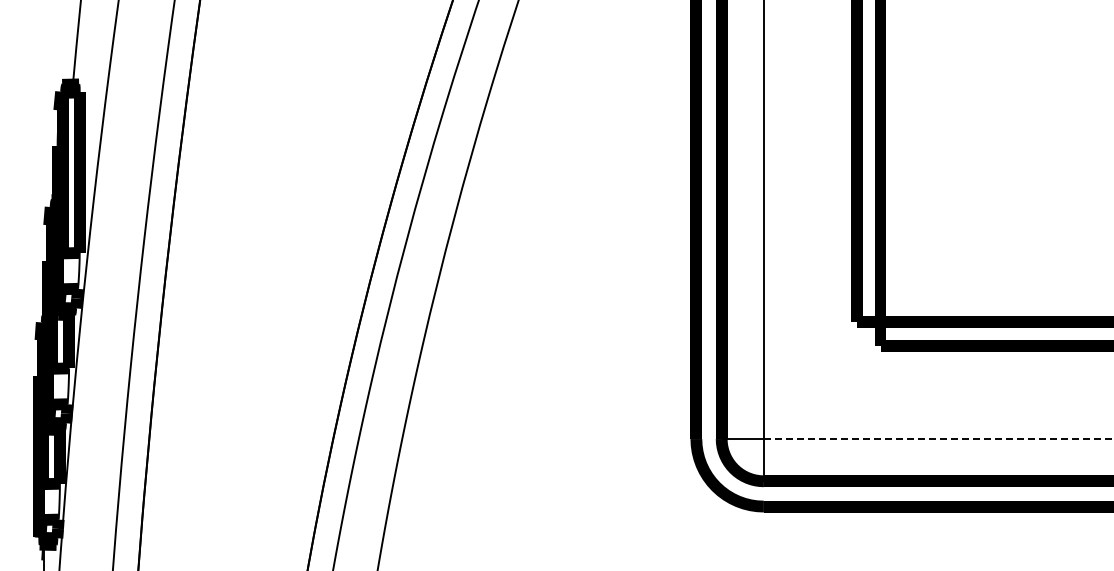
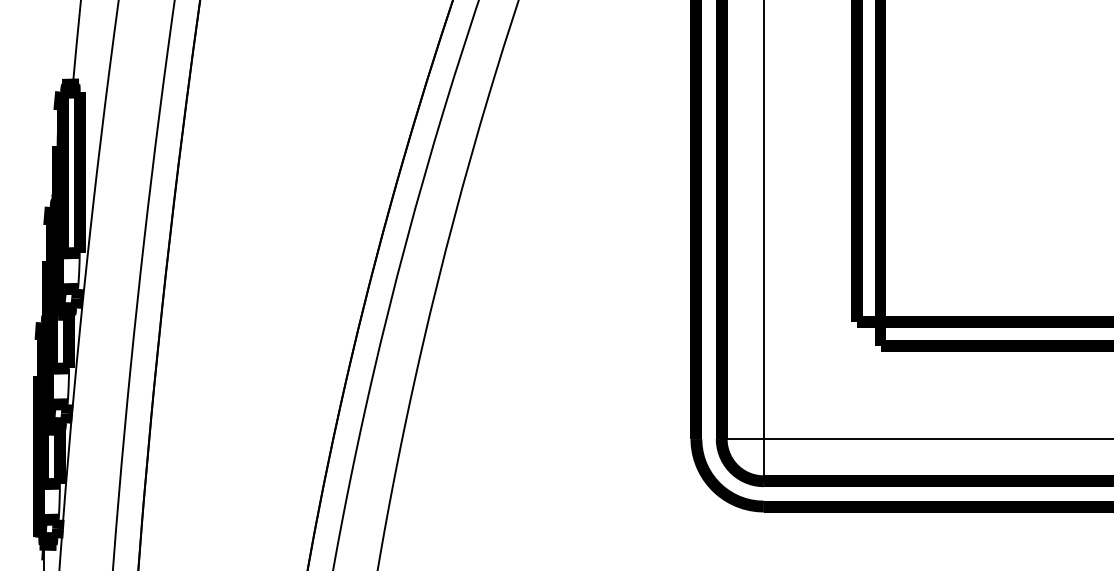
line: dashed -> solid (938, 439)
